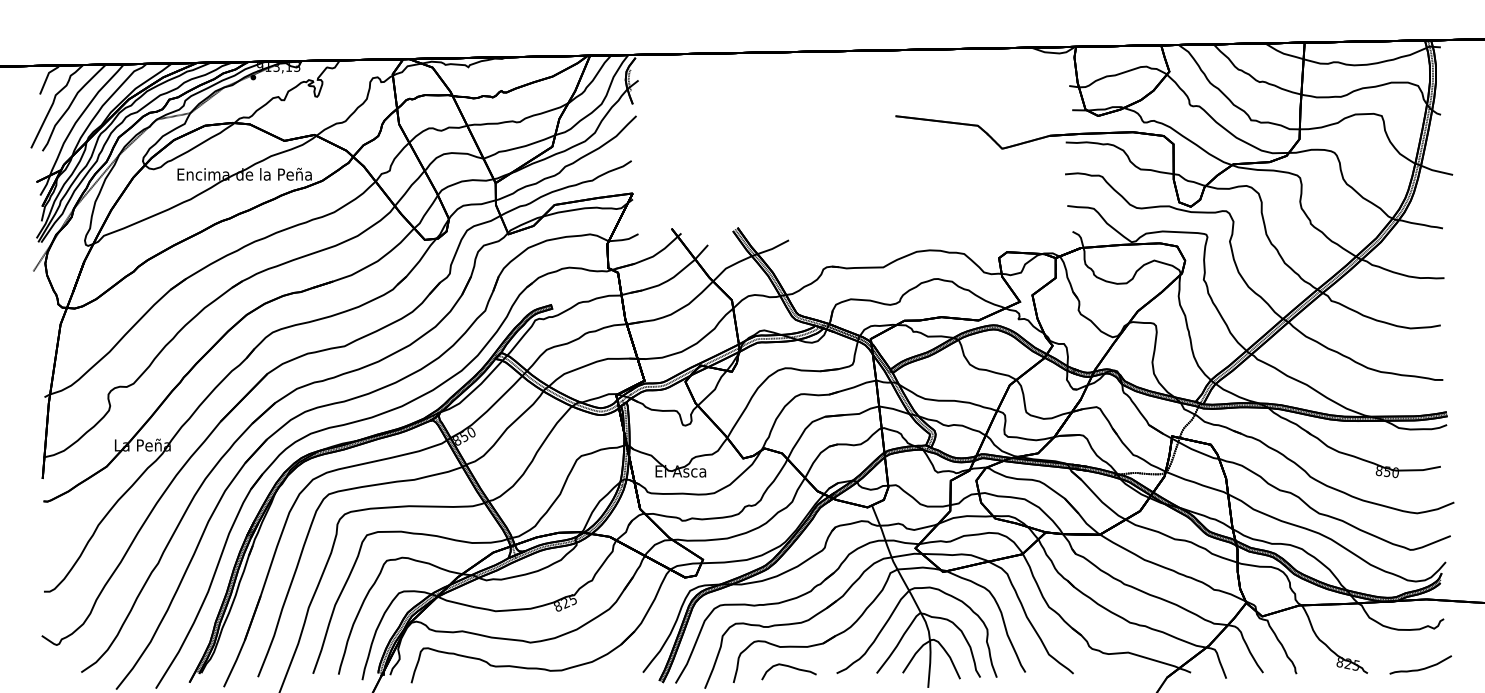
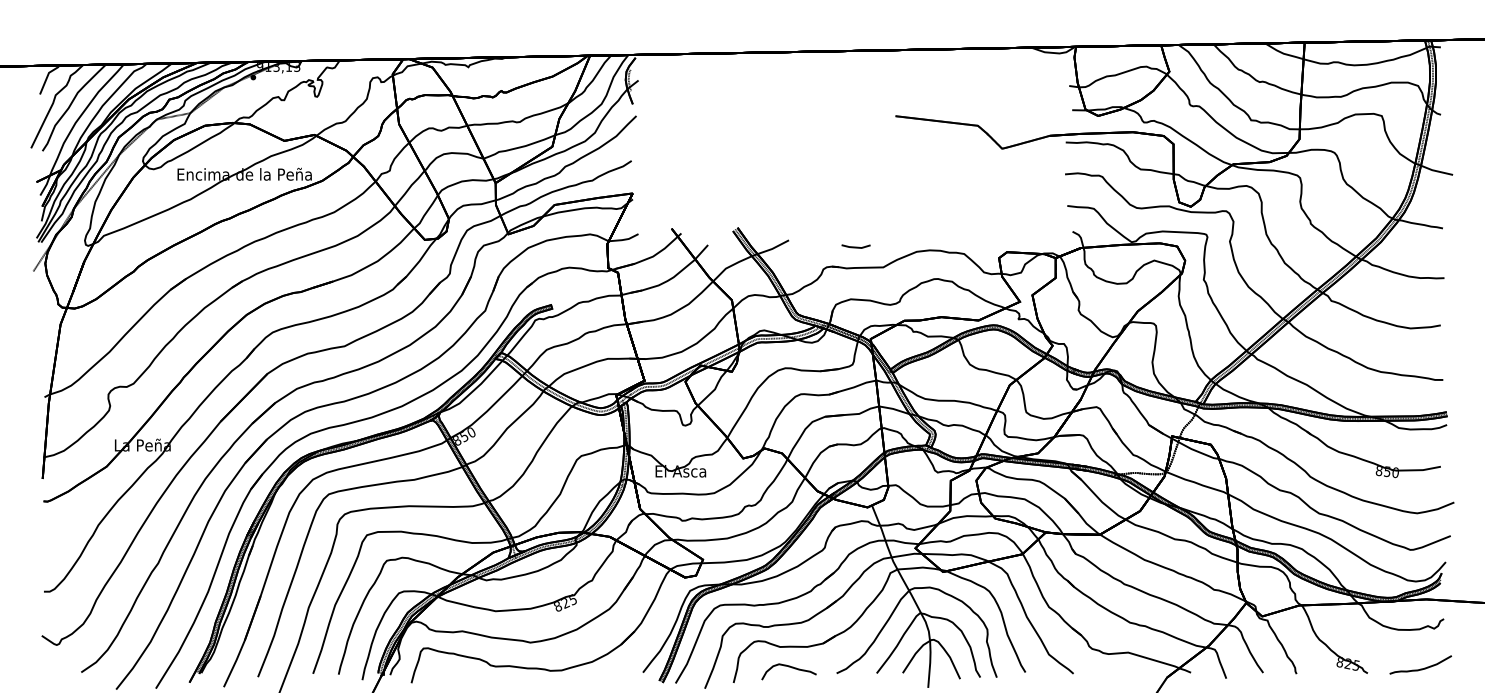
line: none -> present (855, 246)
